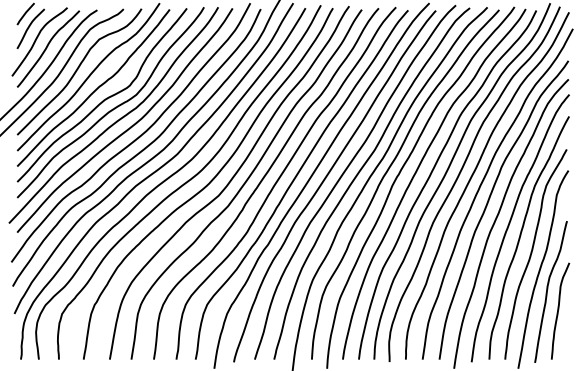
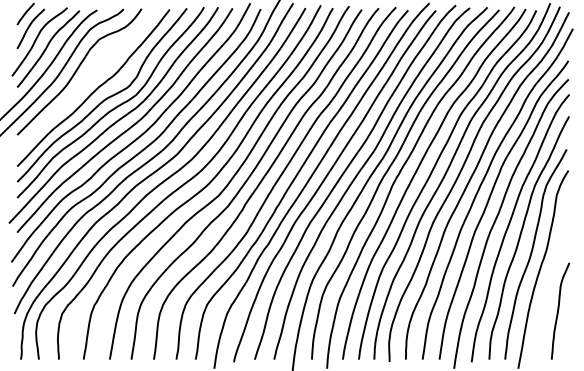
curve: present -> none (88, 77)
curve: present -> none (548, 289)
